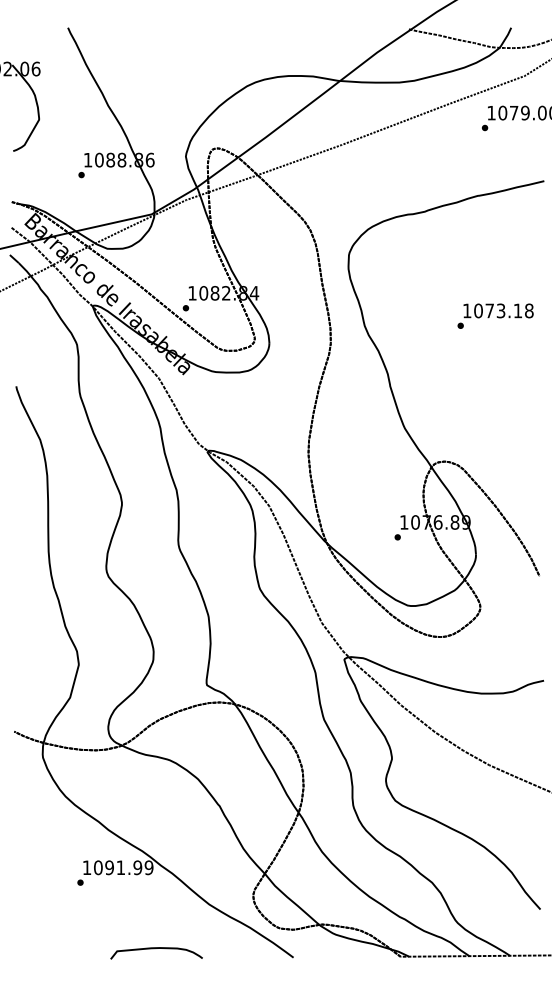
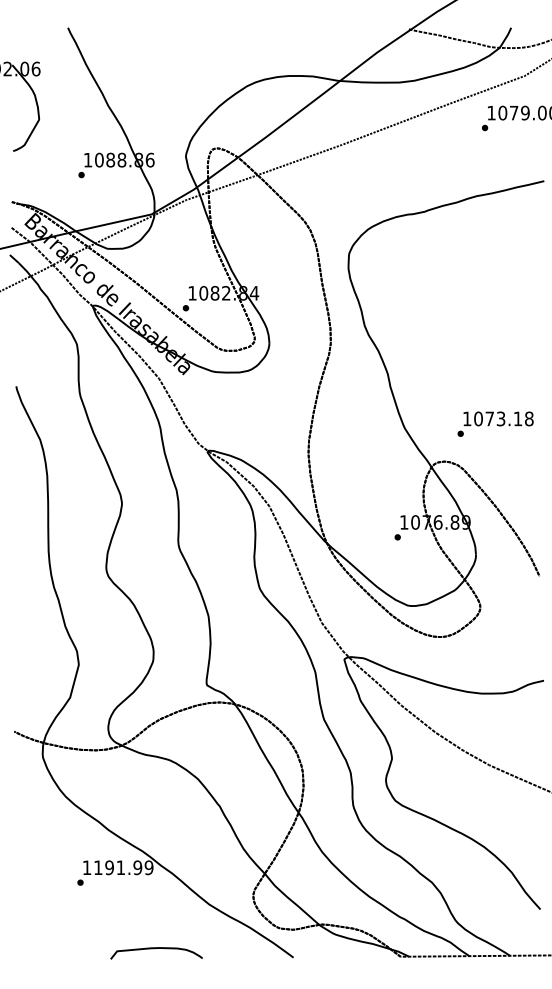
text position: (495, 315) -> (495, 423) (495, 423)
text: 1091.99 -> 1191.99 (98, 867)
